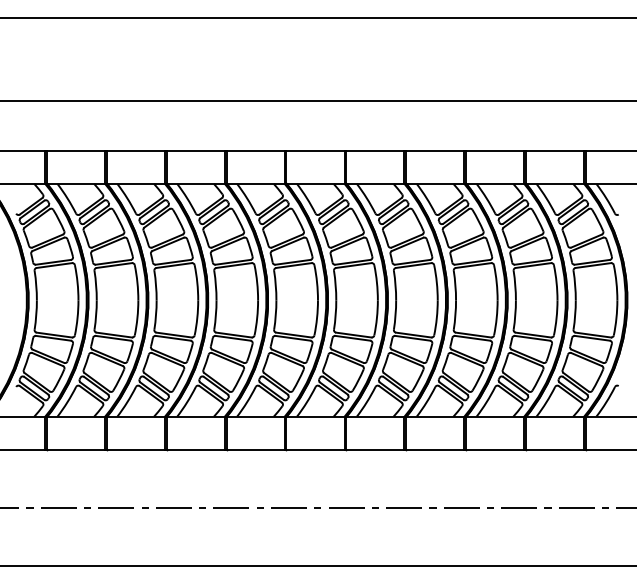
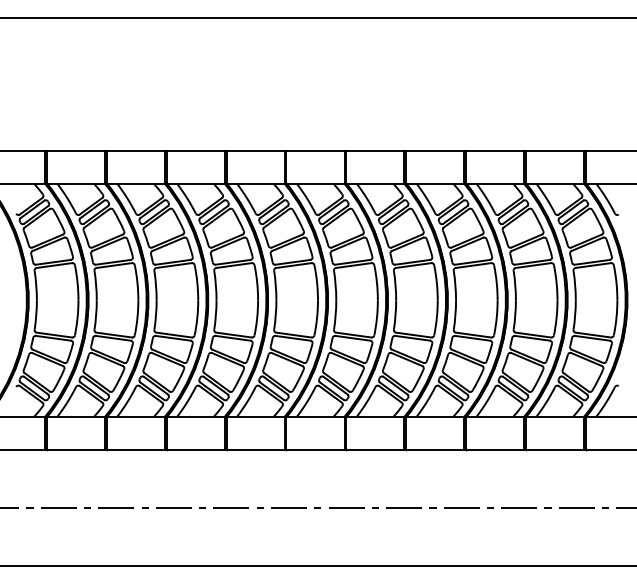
line: present -> none (317, 100)
